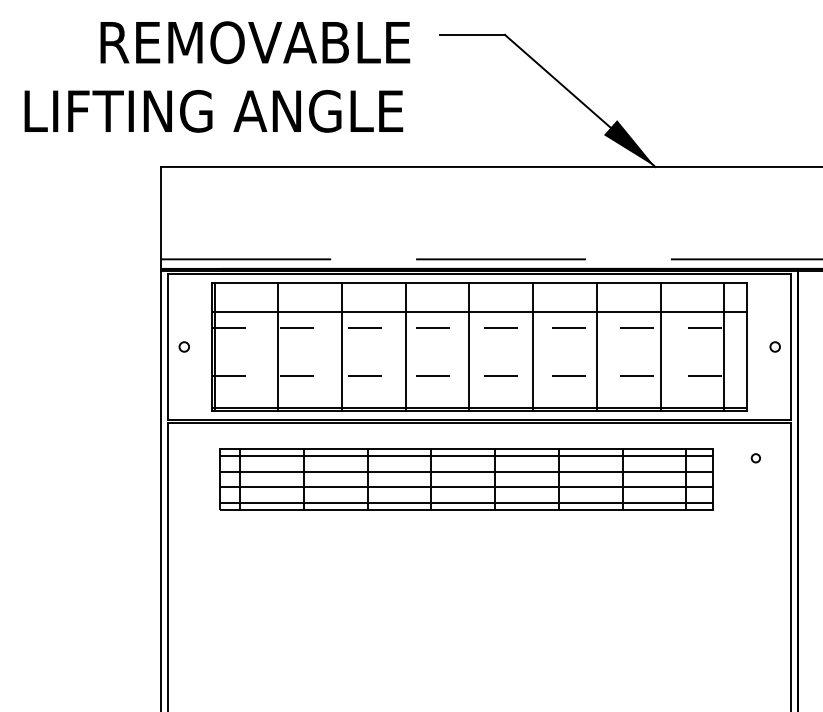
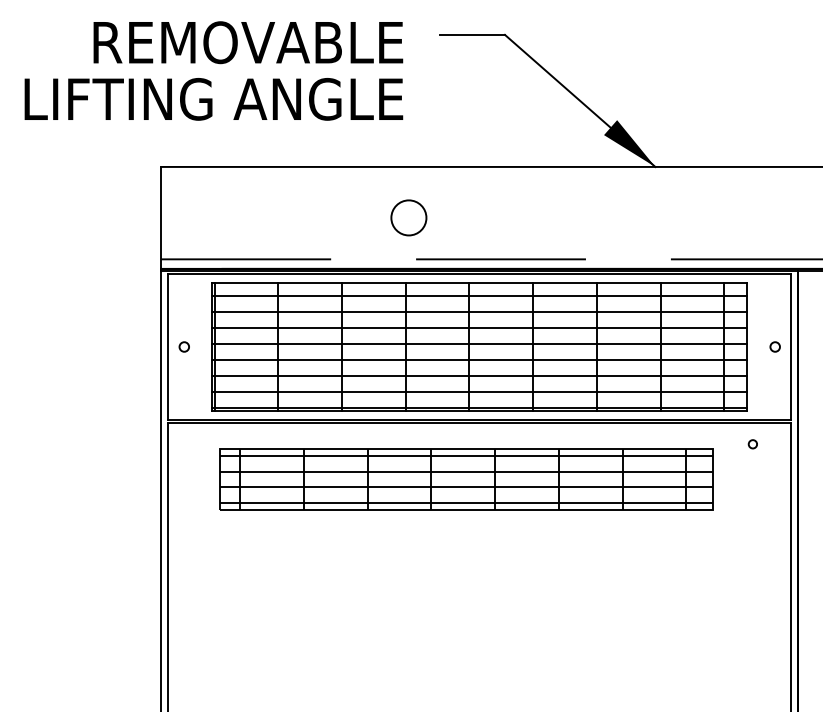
text position: (255, 42) -> (248, 42) (248, 42)
text position: (213, 111) -> (213, 99) (213, 99)
circle: none -> present (408, 217)
line: none -> present (479, 296)
line: dashed -> solid (479, 328)
line: none -> present (479, 344)
line: none -> present (479, 360)
line: dashed -> solid (479, 376)
line: none -> present (479, 392)
circle position: (755, 458) -> (752, 444) (752, 444)
